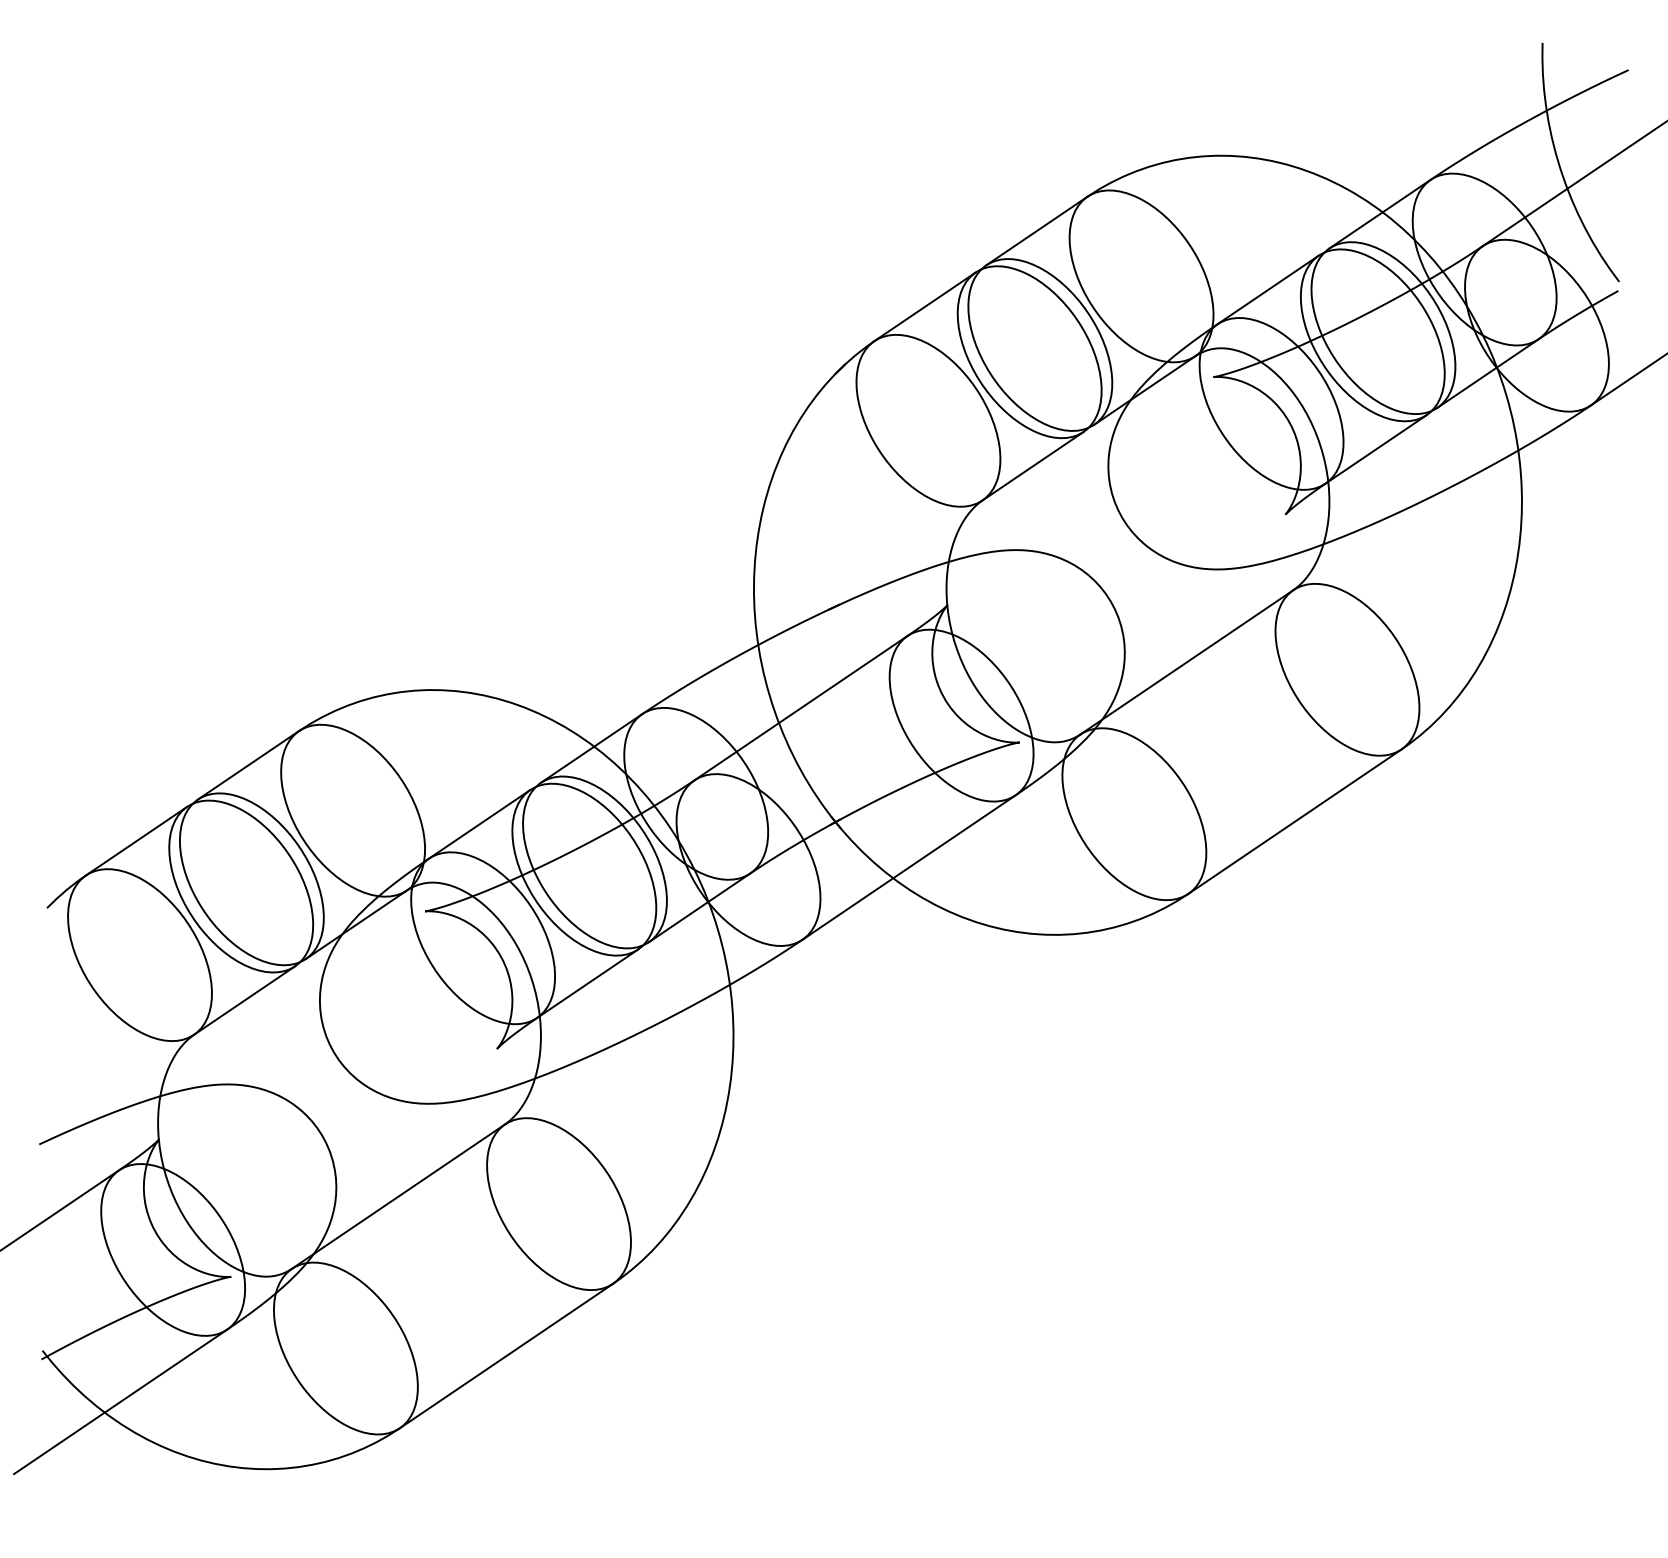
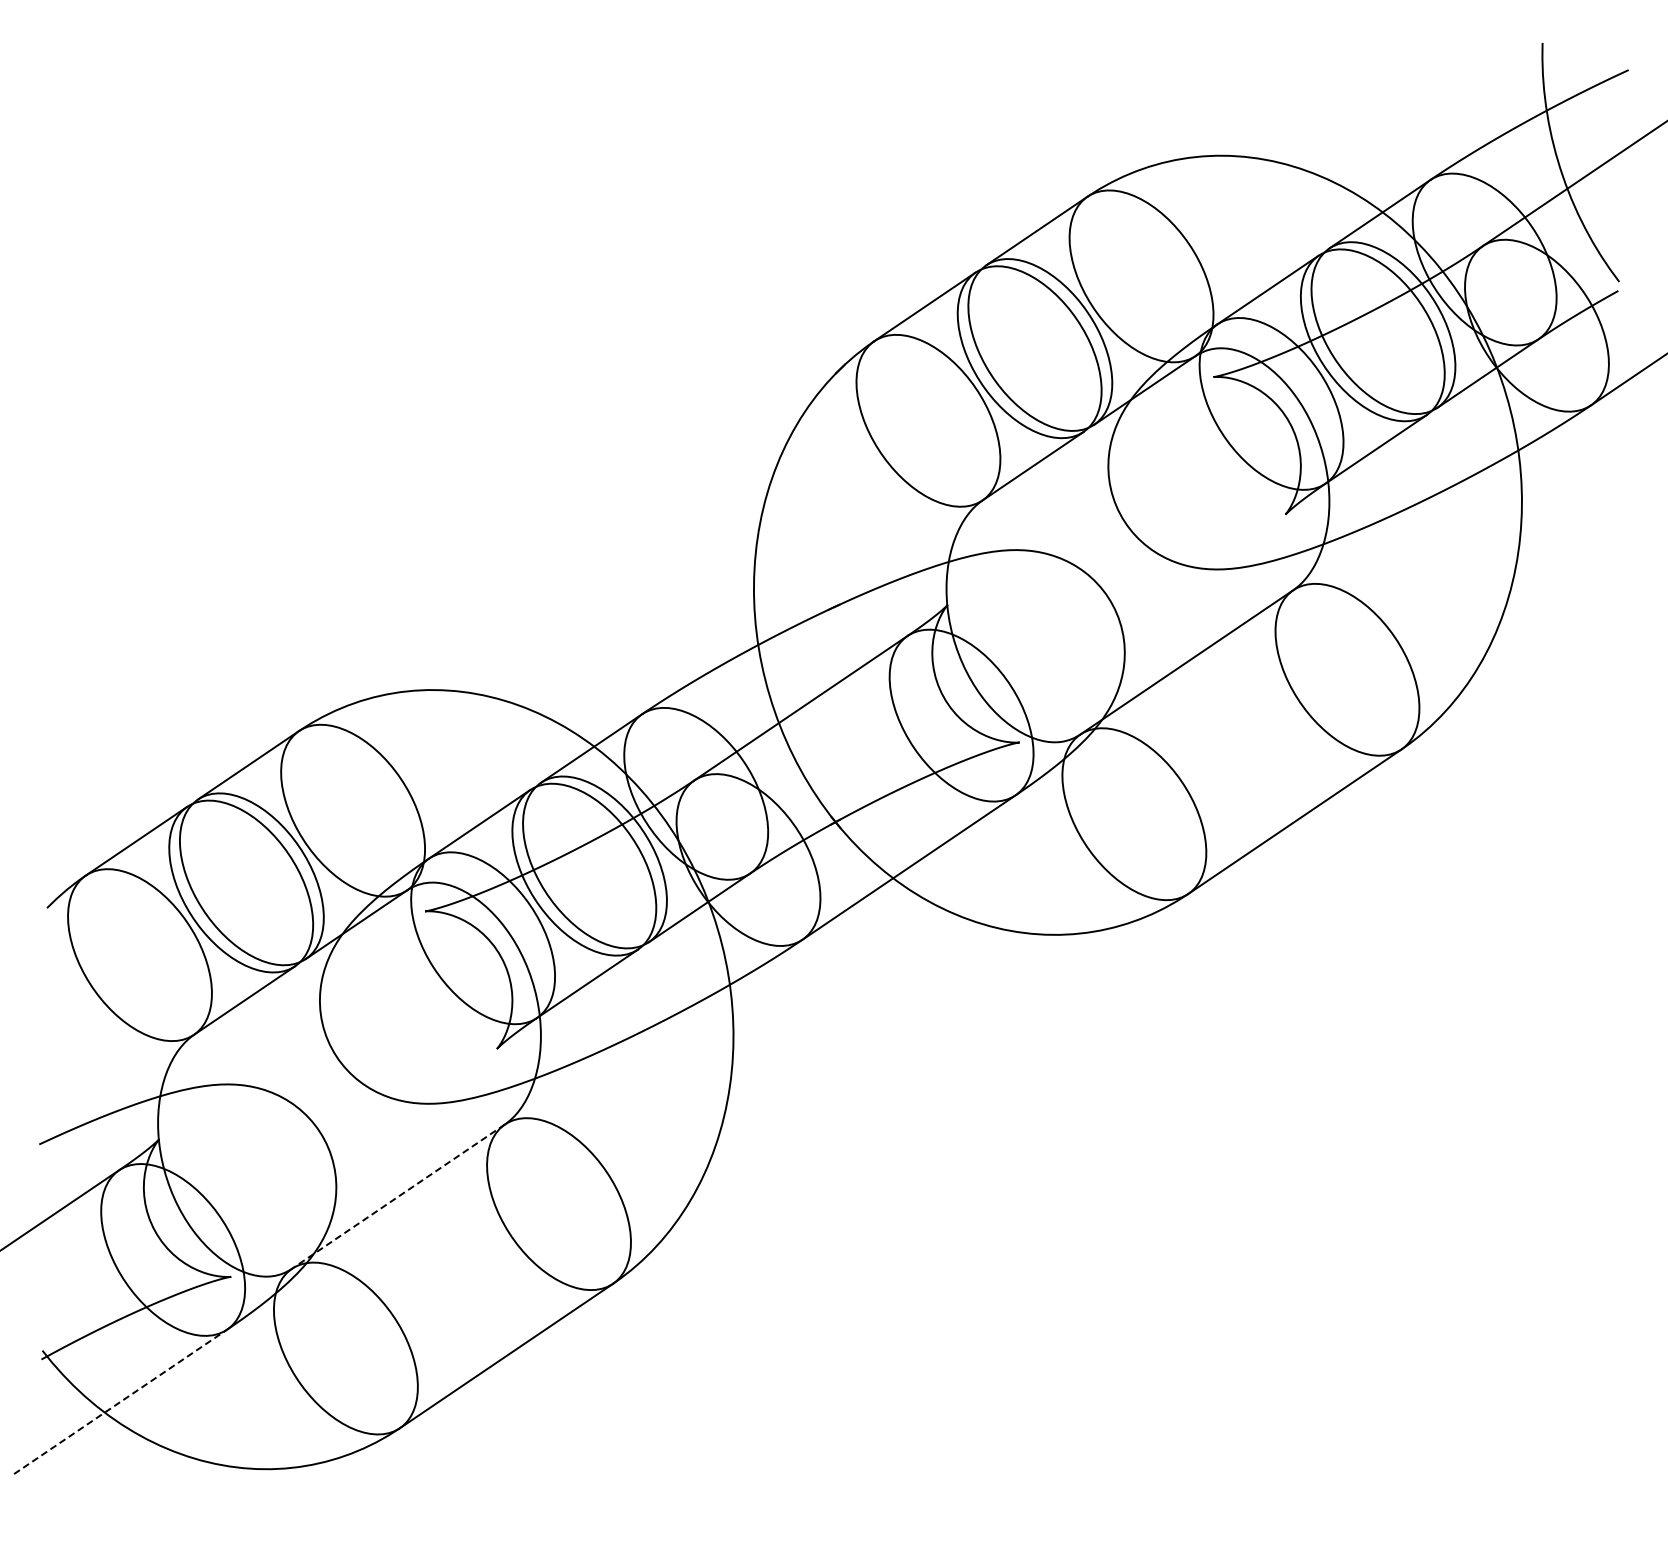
line: solid -> dashed (398, 1196)
line: solid -> dashed (120, 1401)
